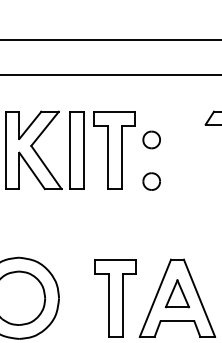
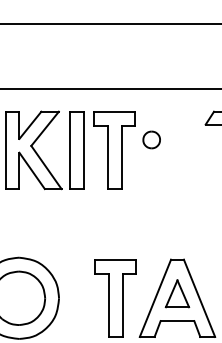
line position: (110, 40) -> (110, 24) (110, 24)
line position: (110, 75) -> (110, 89) (110, 89)
part: present -> none (151, 181)
